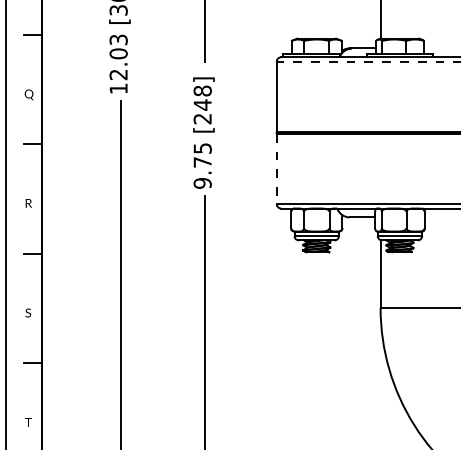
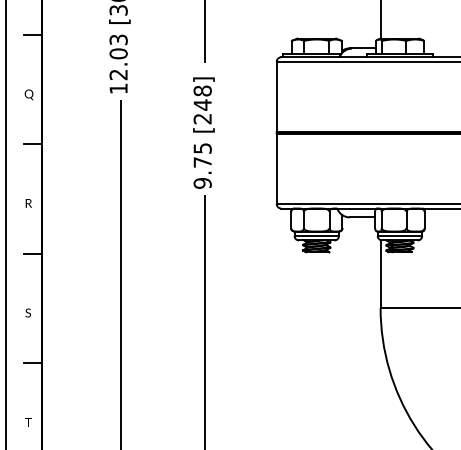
line: dashed -> solid (368, 61)
line: dashed -> solid (276, 169)
